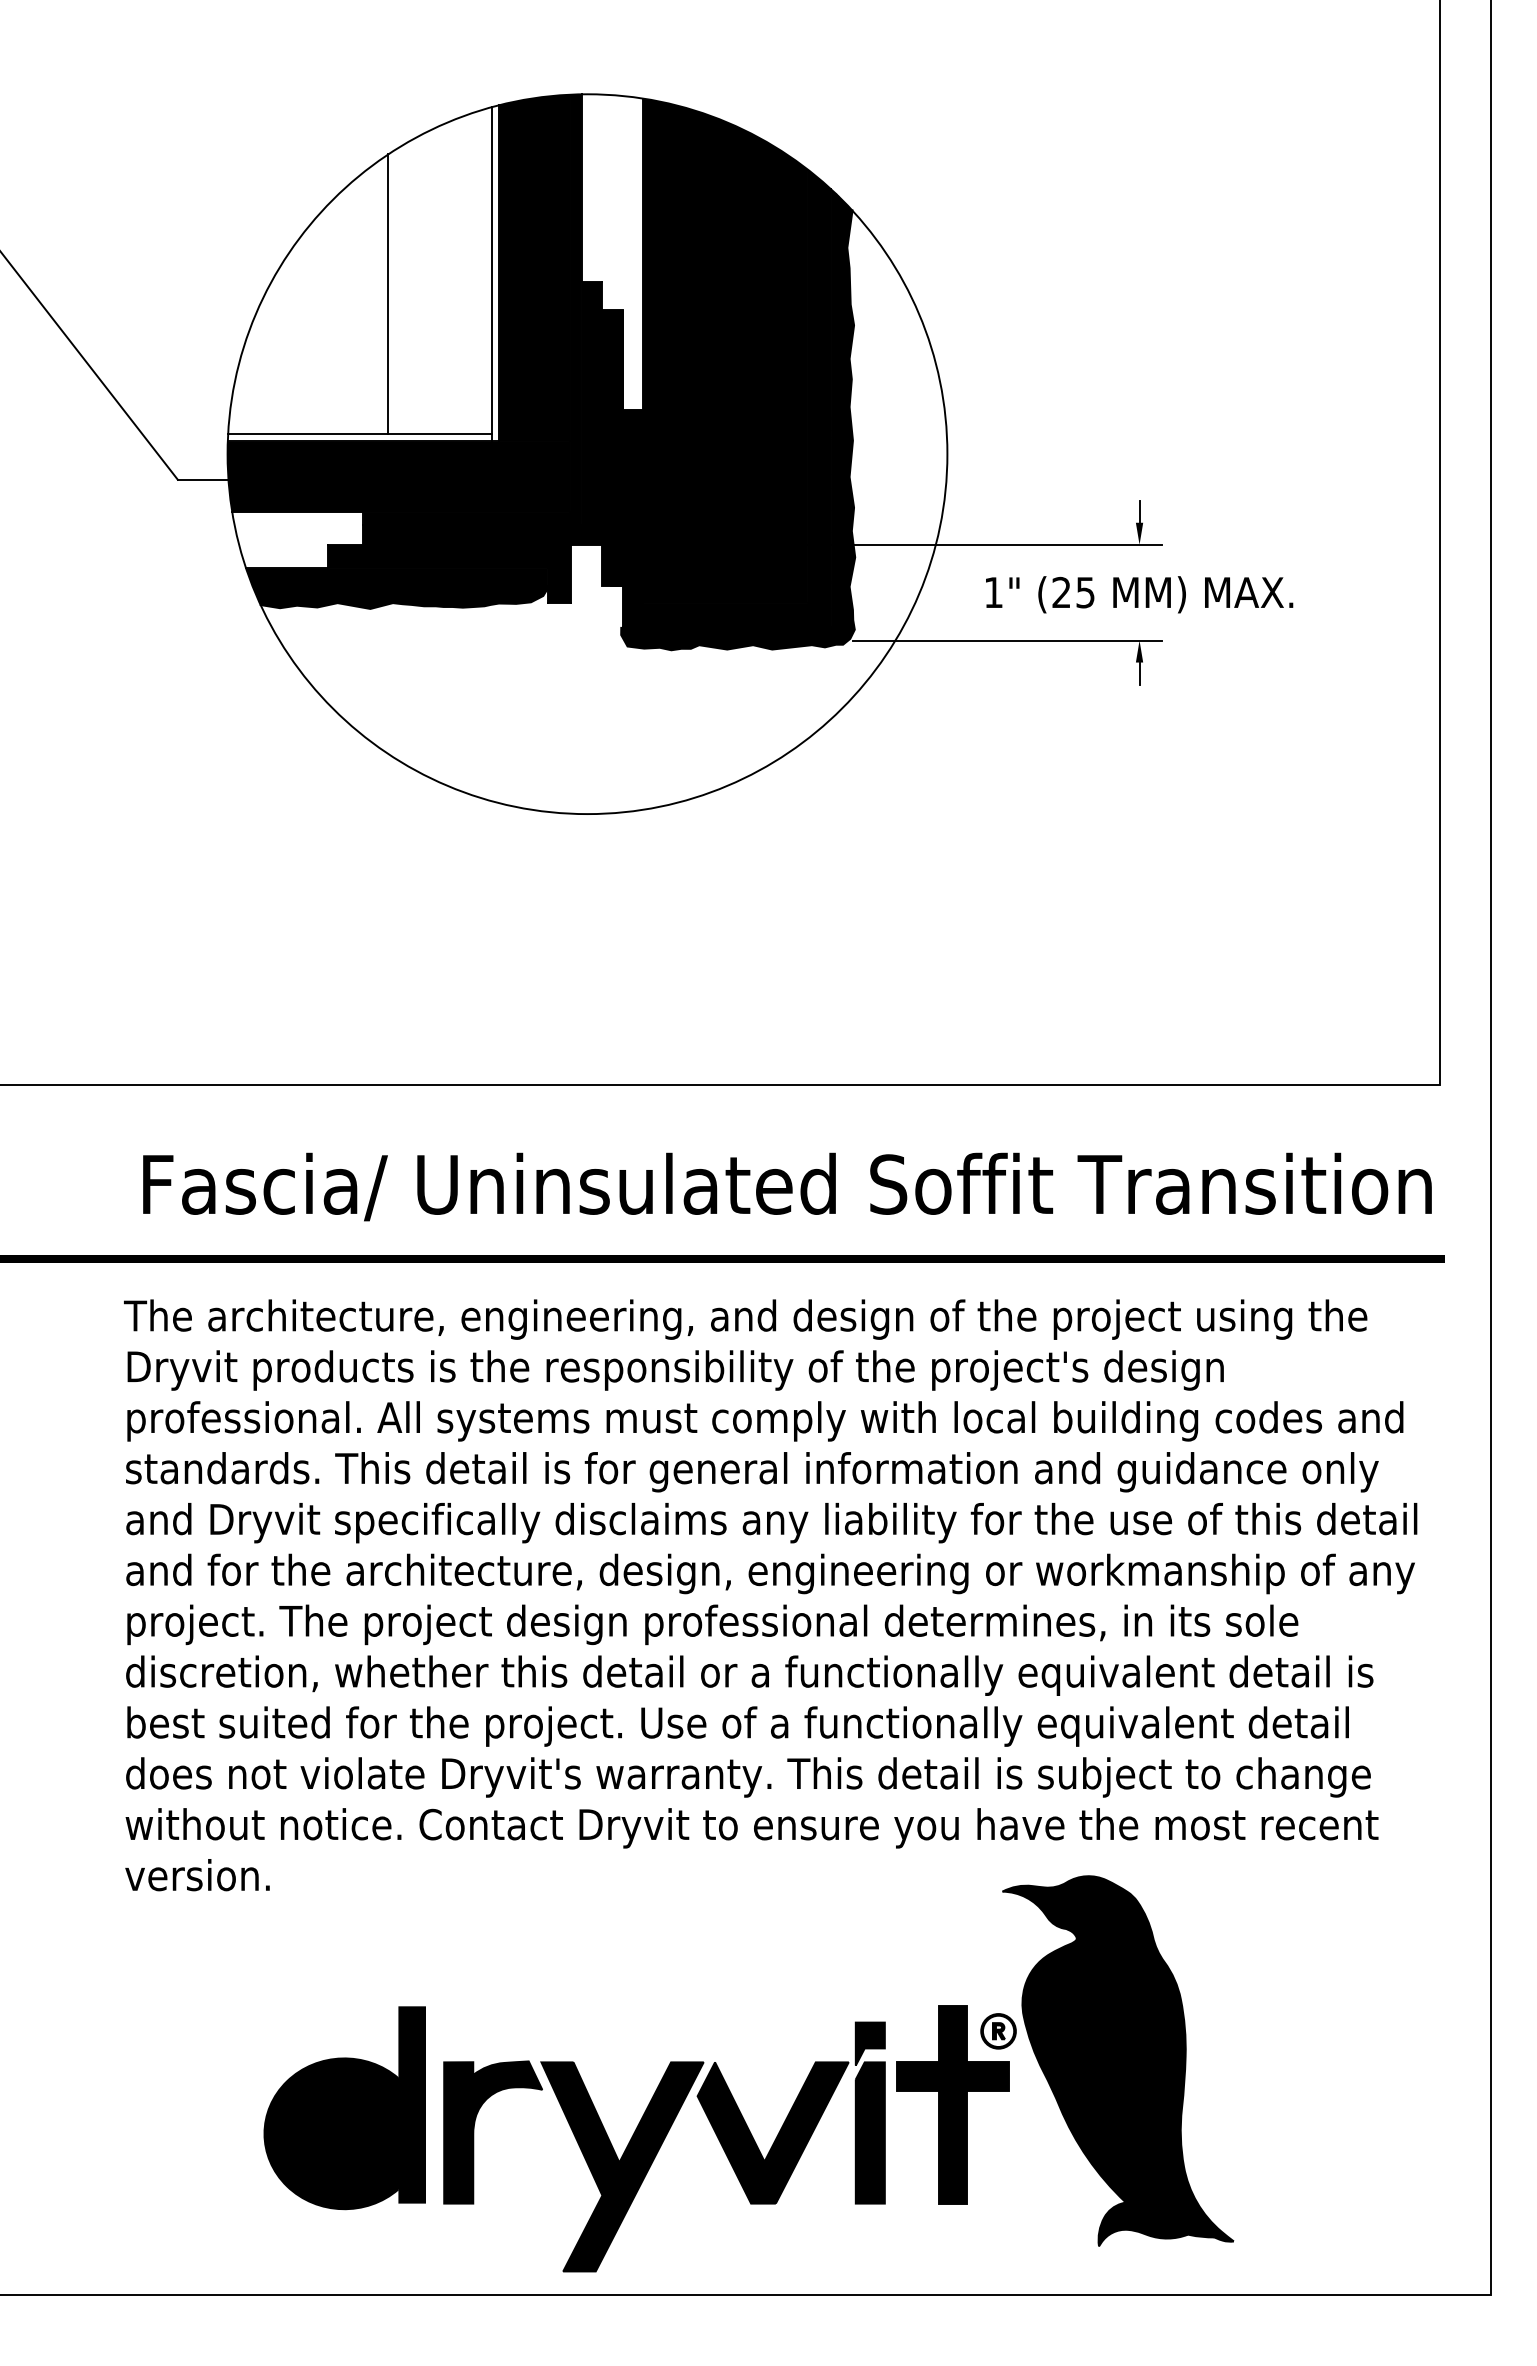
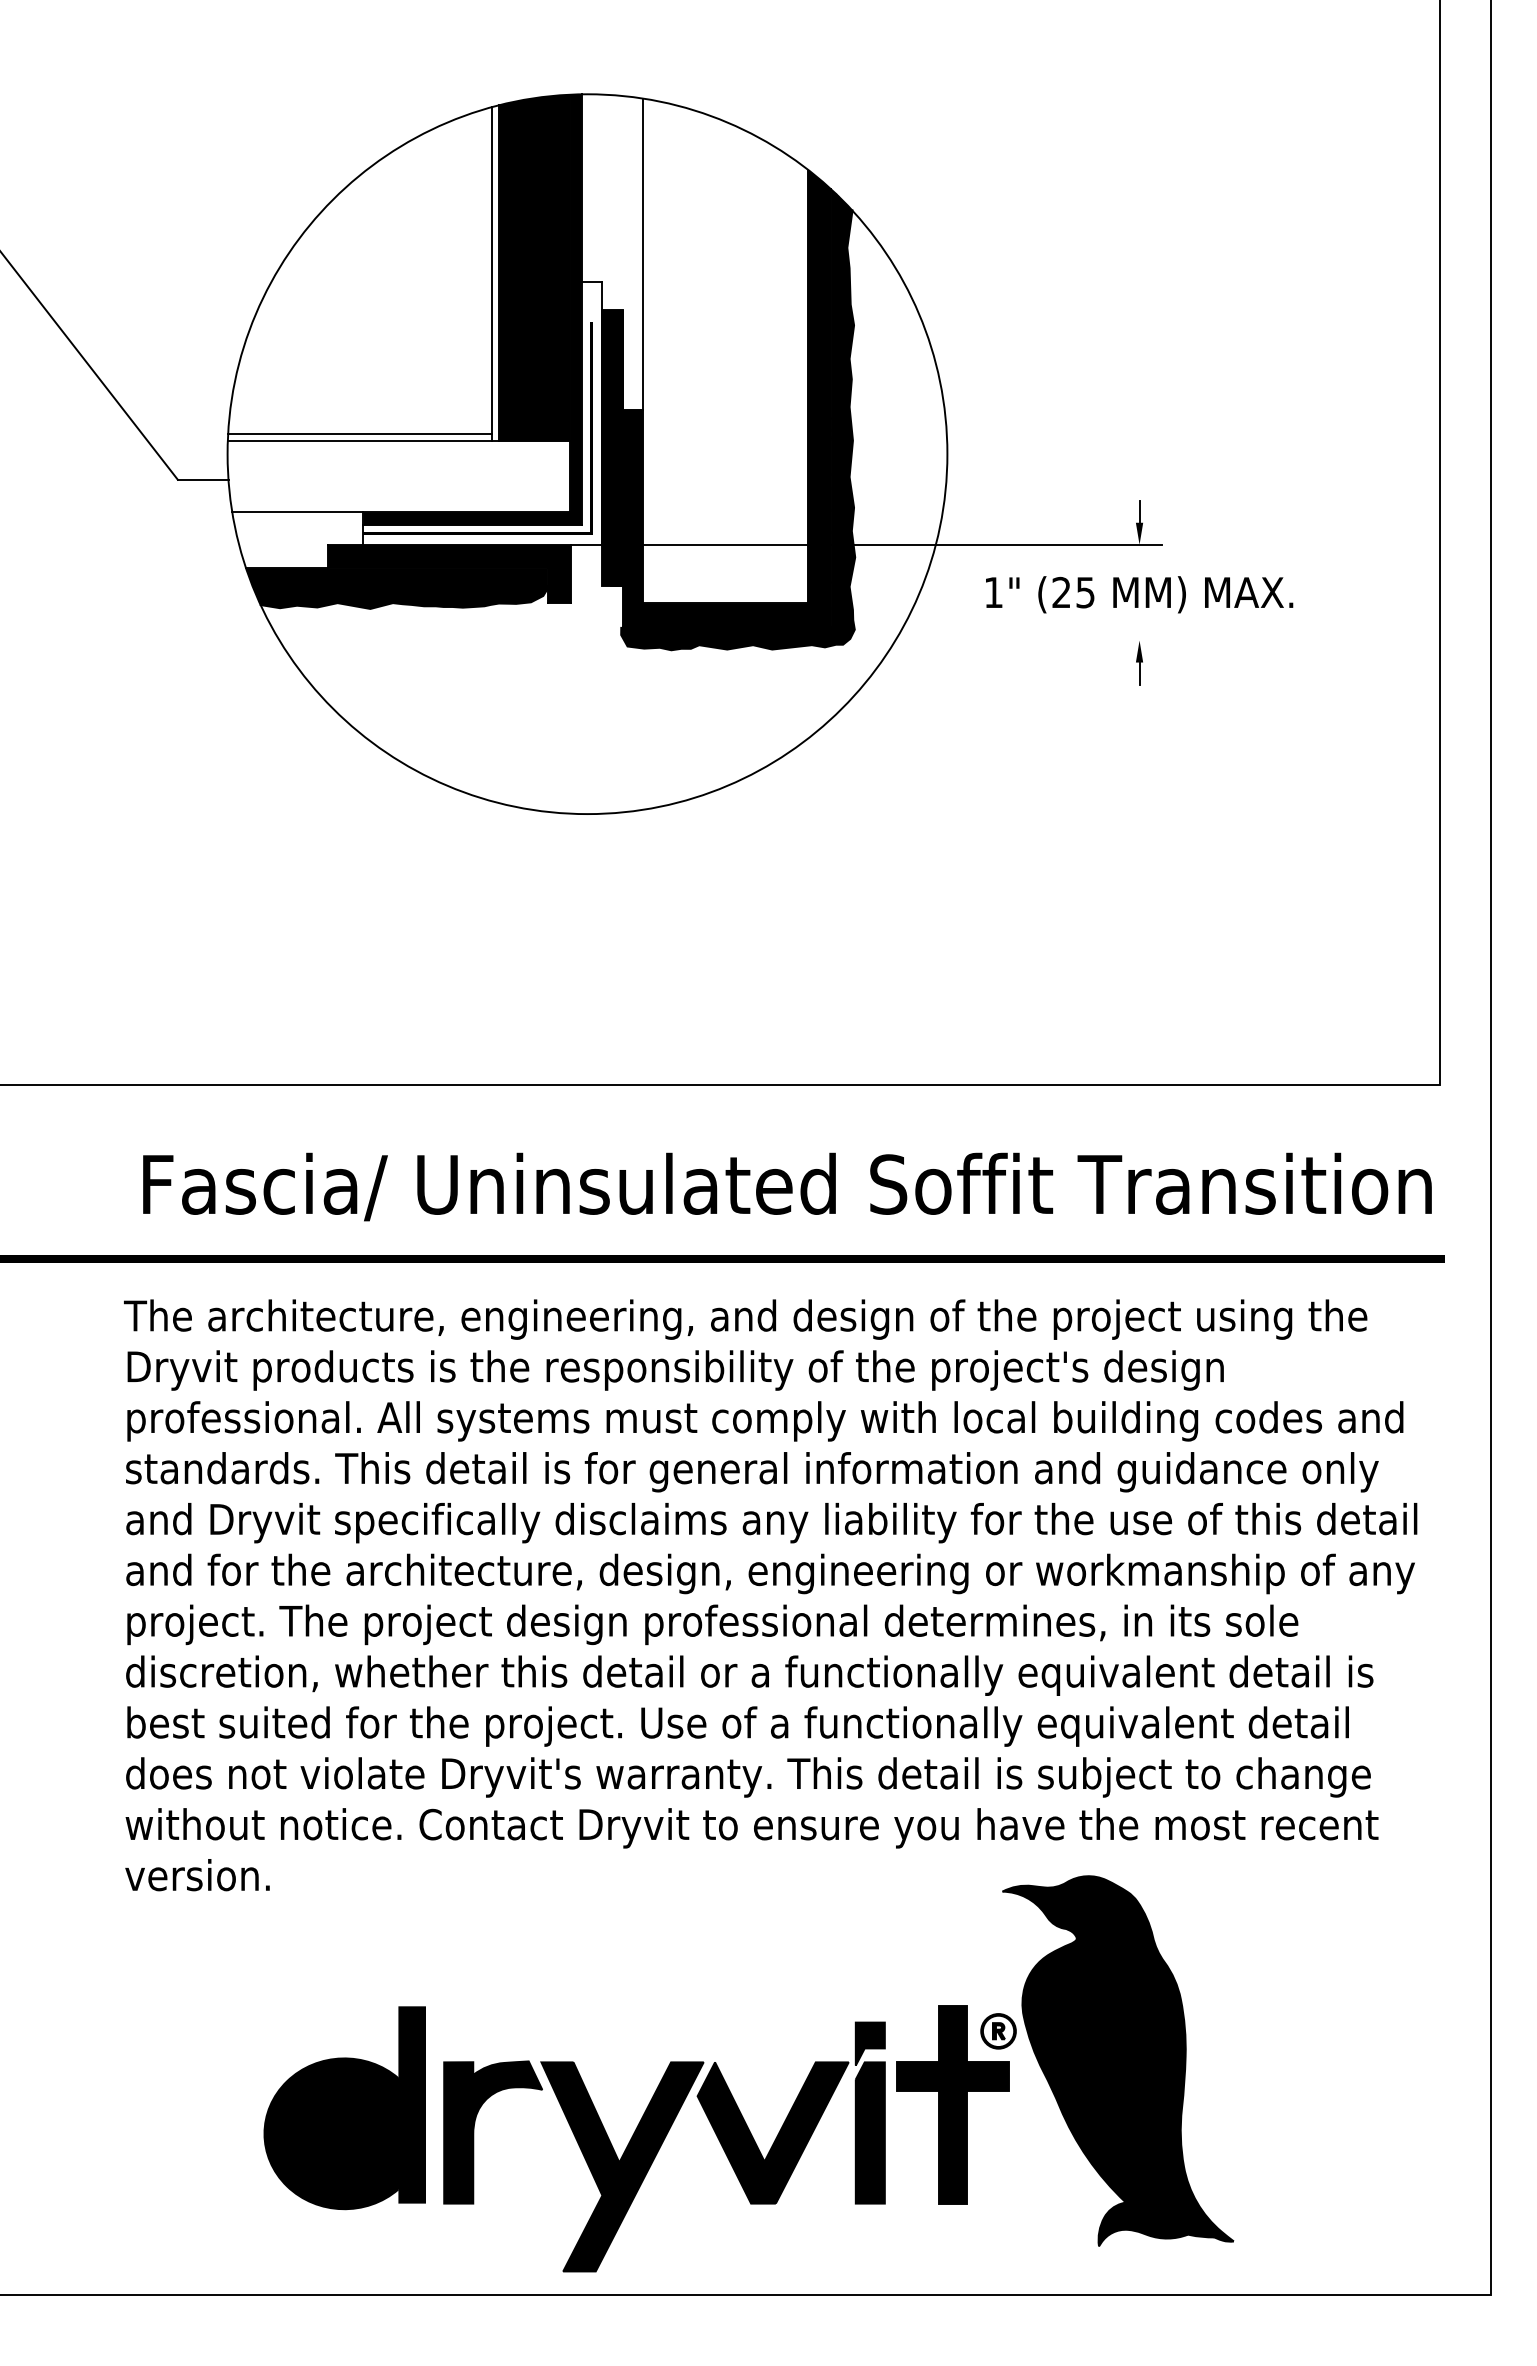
line: present -> none (388, 294)
fill: present -> none (725, 350)
fill: present -> none (482, 413)
fill: present -> none (398, 476)
line: present -> none (1007, 640)
